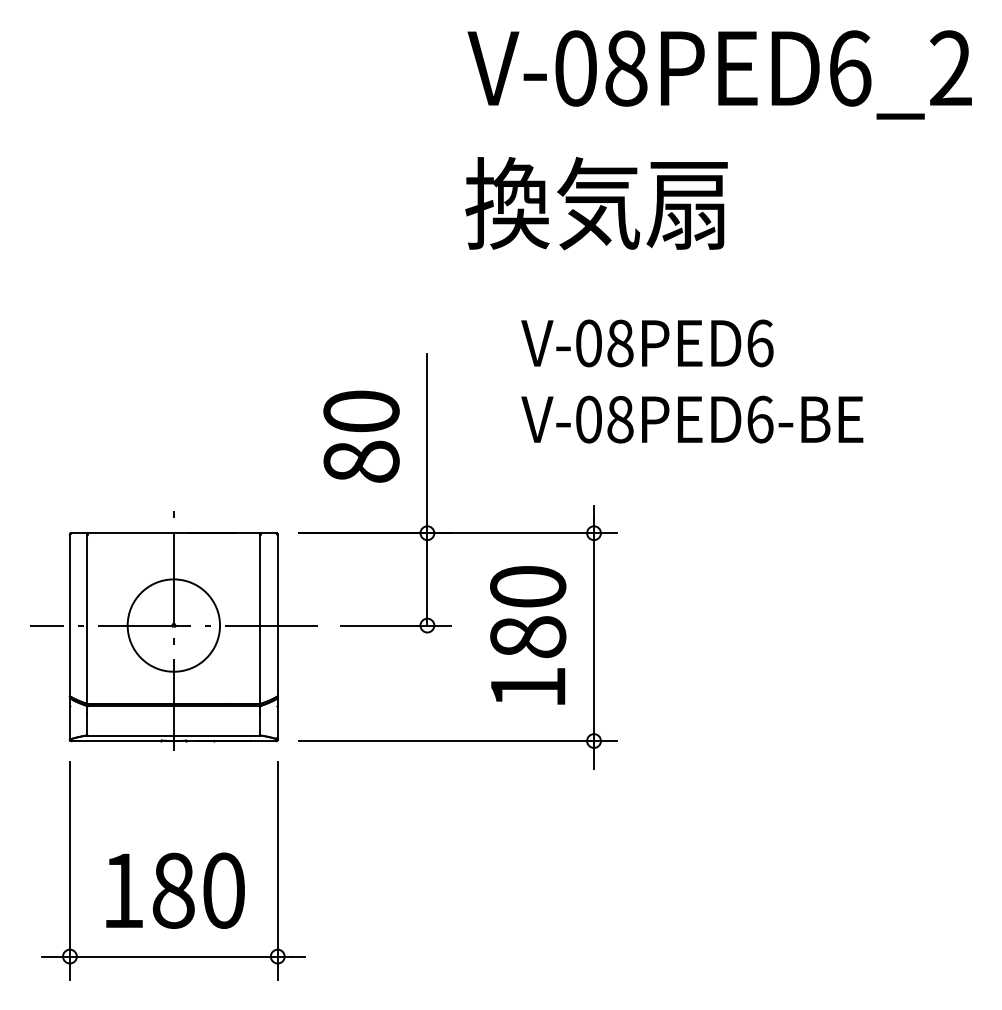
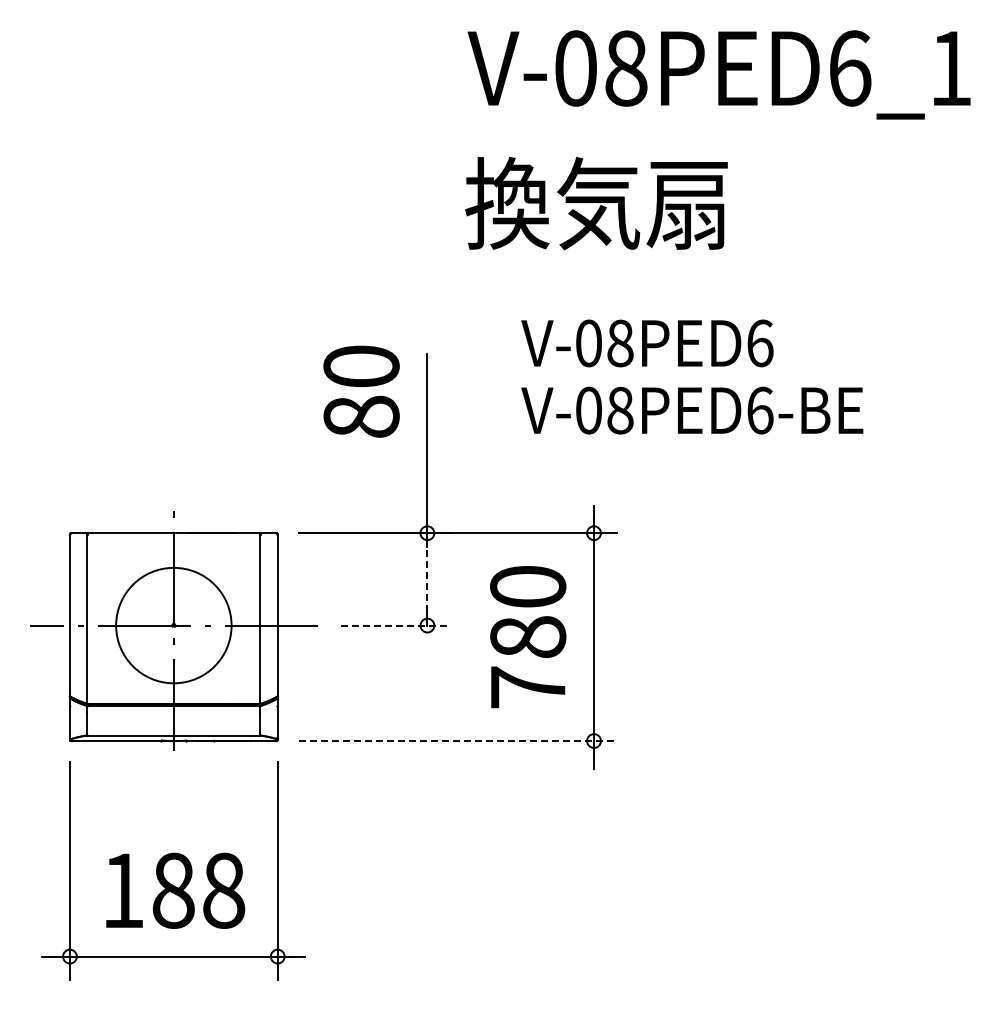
text: V-08PED6_2 -> V-08PED6_1 (950, 67)
text position: (692, 419) -> (692, 410) (692, 410)
text position: (361, 436) -> (361, 391) (361, 391)
line: solid -> dashed (427, 578)
circle diameter: 92 px -> 115 px (173, 625)
line: solid -> dashed (395, 625)
text: 180 -> 780 (528, 687)
line: solid -> dashed (458, 741)
text: 180 -> 188 (224, 890)
